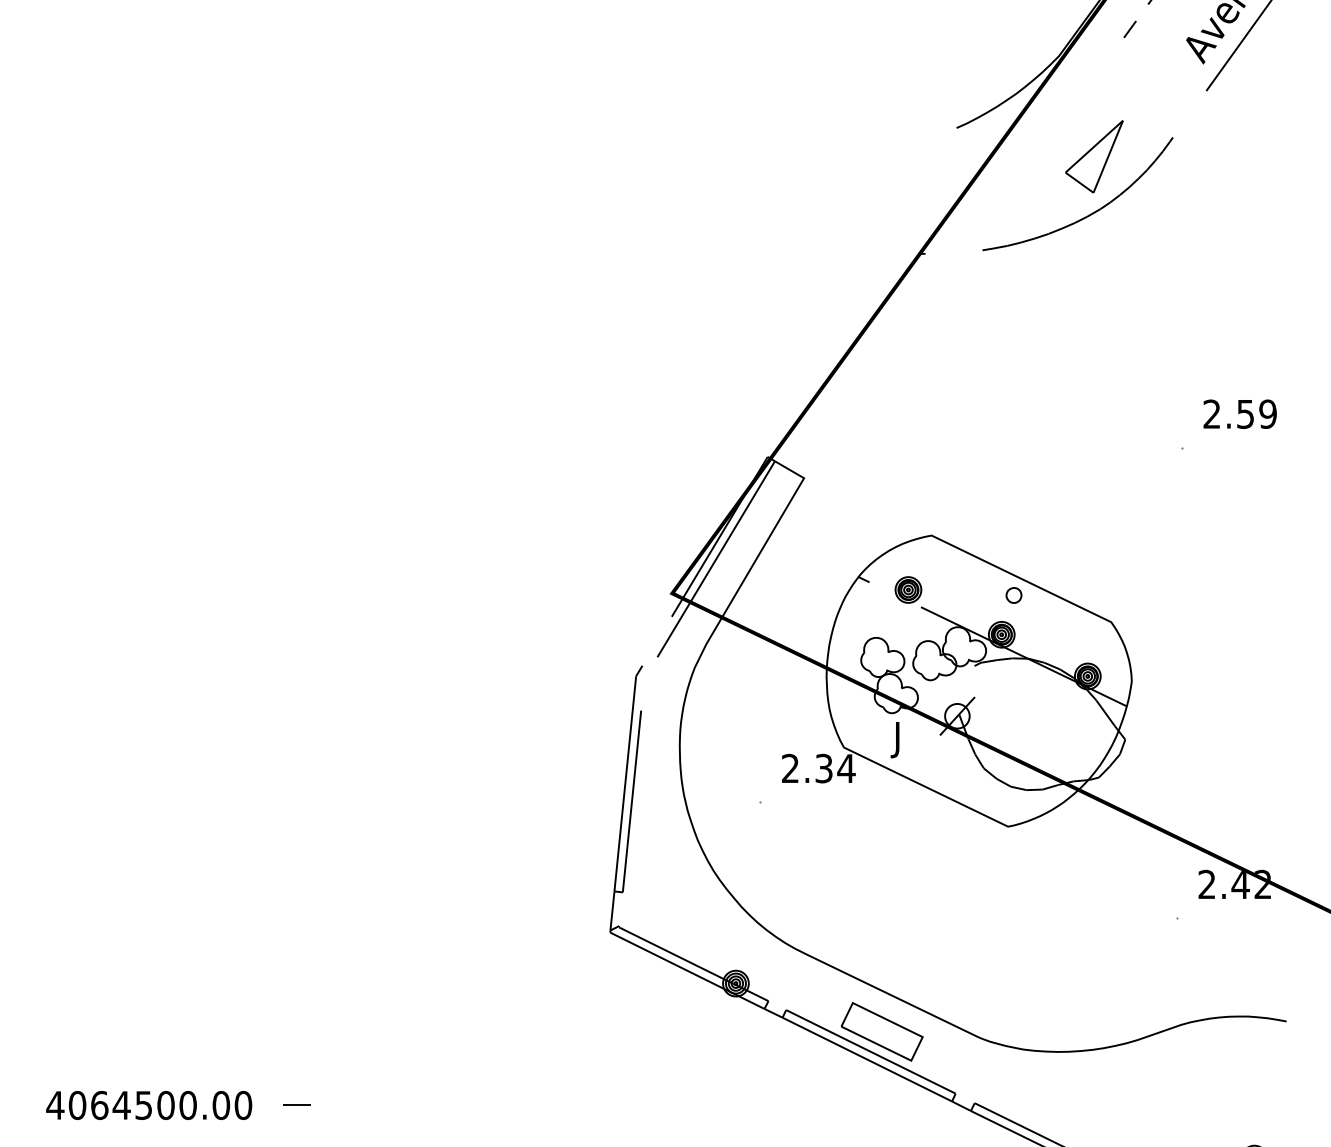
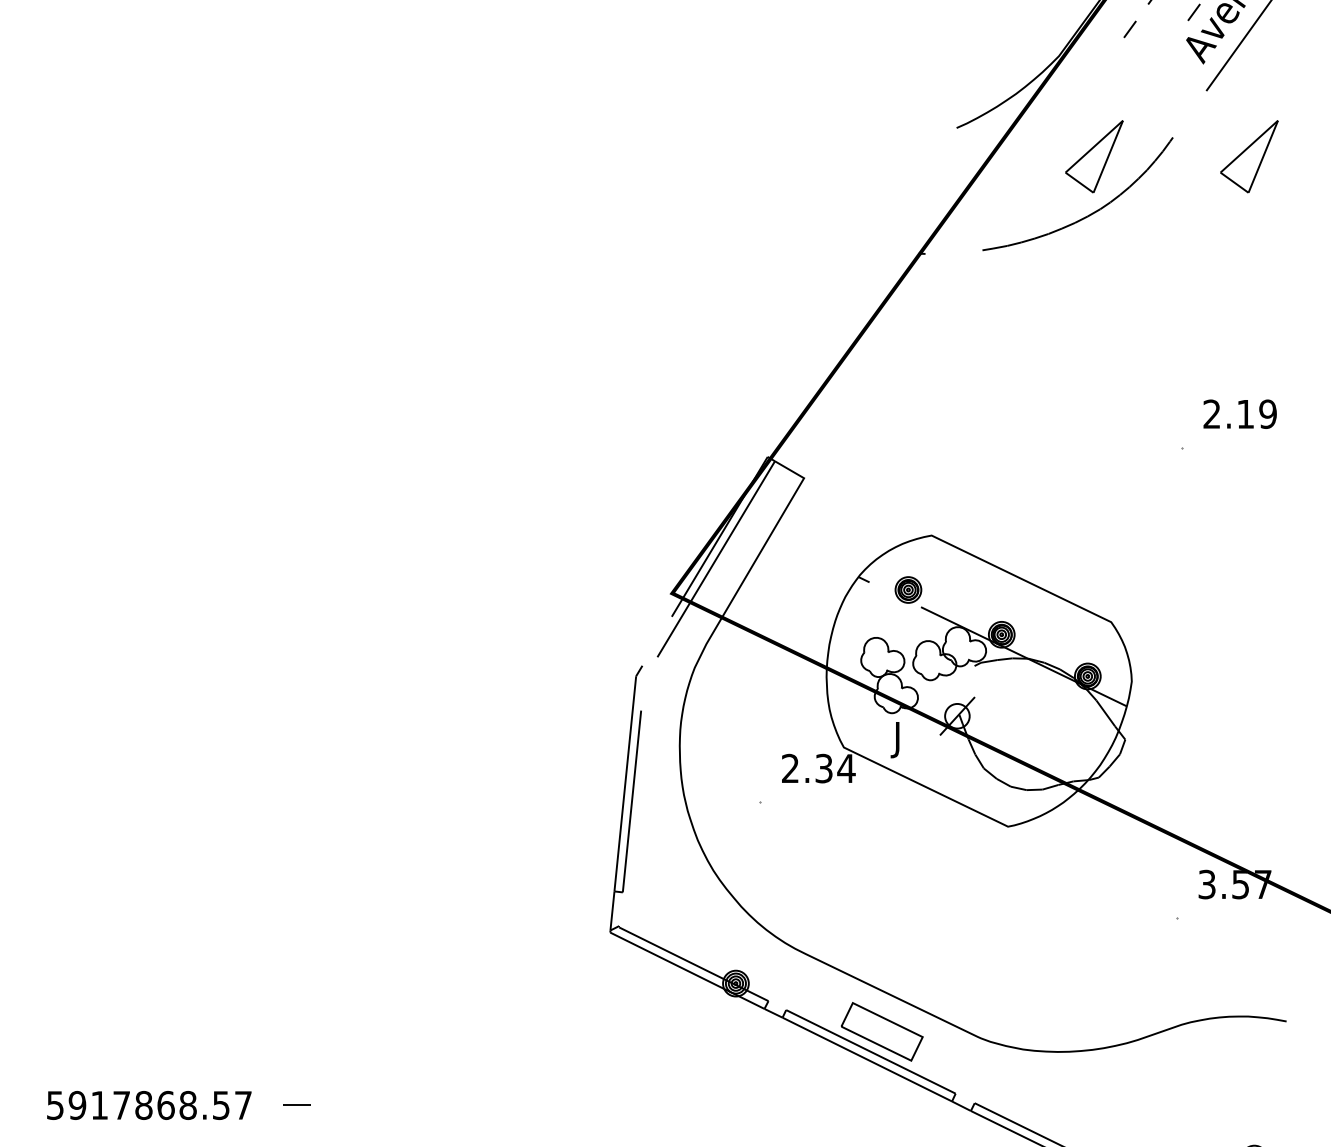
line: none -> present (1193, 12)
part: none -> present (1249, 156)
text: 2.59 -> 2.19 (1245, 414)
part: present -> none (1013, 595)
text: 2.42 -> 3.57 (1234, 884)
text: 4064500.00 -> 5917868.57 (149, 1105)
